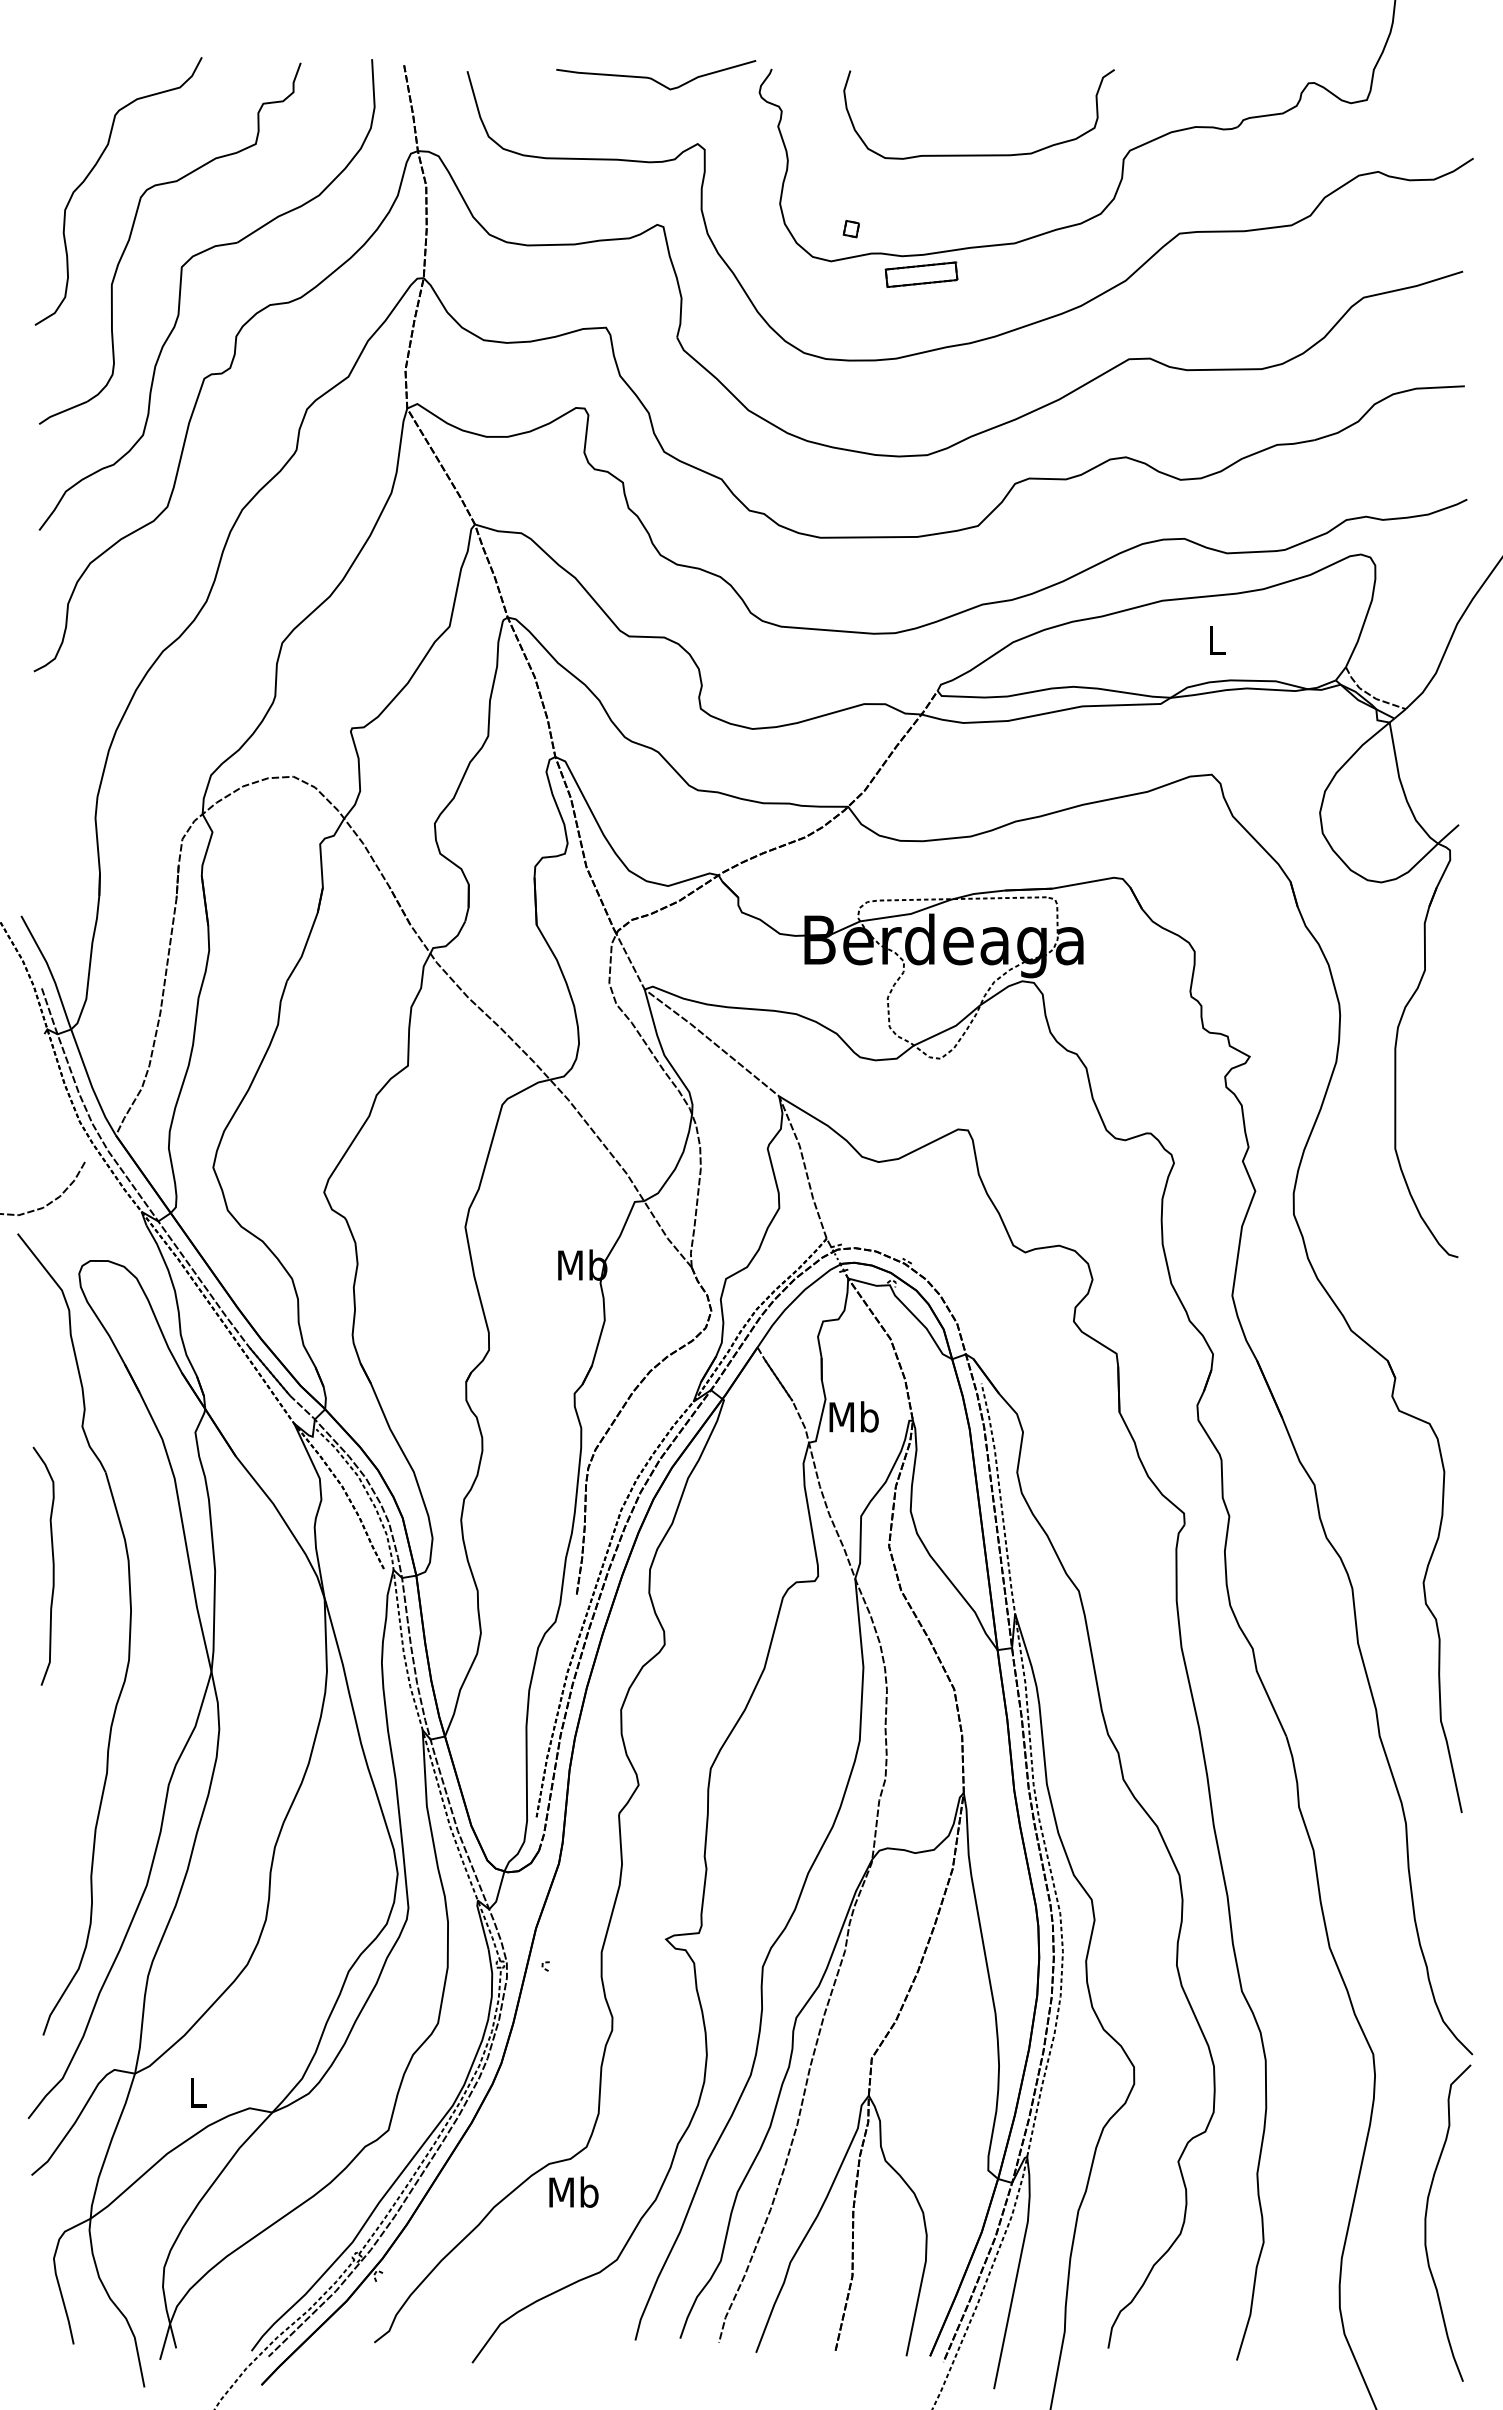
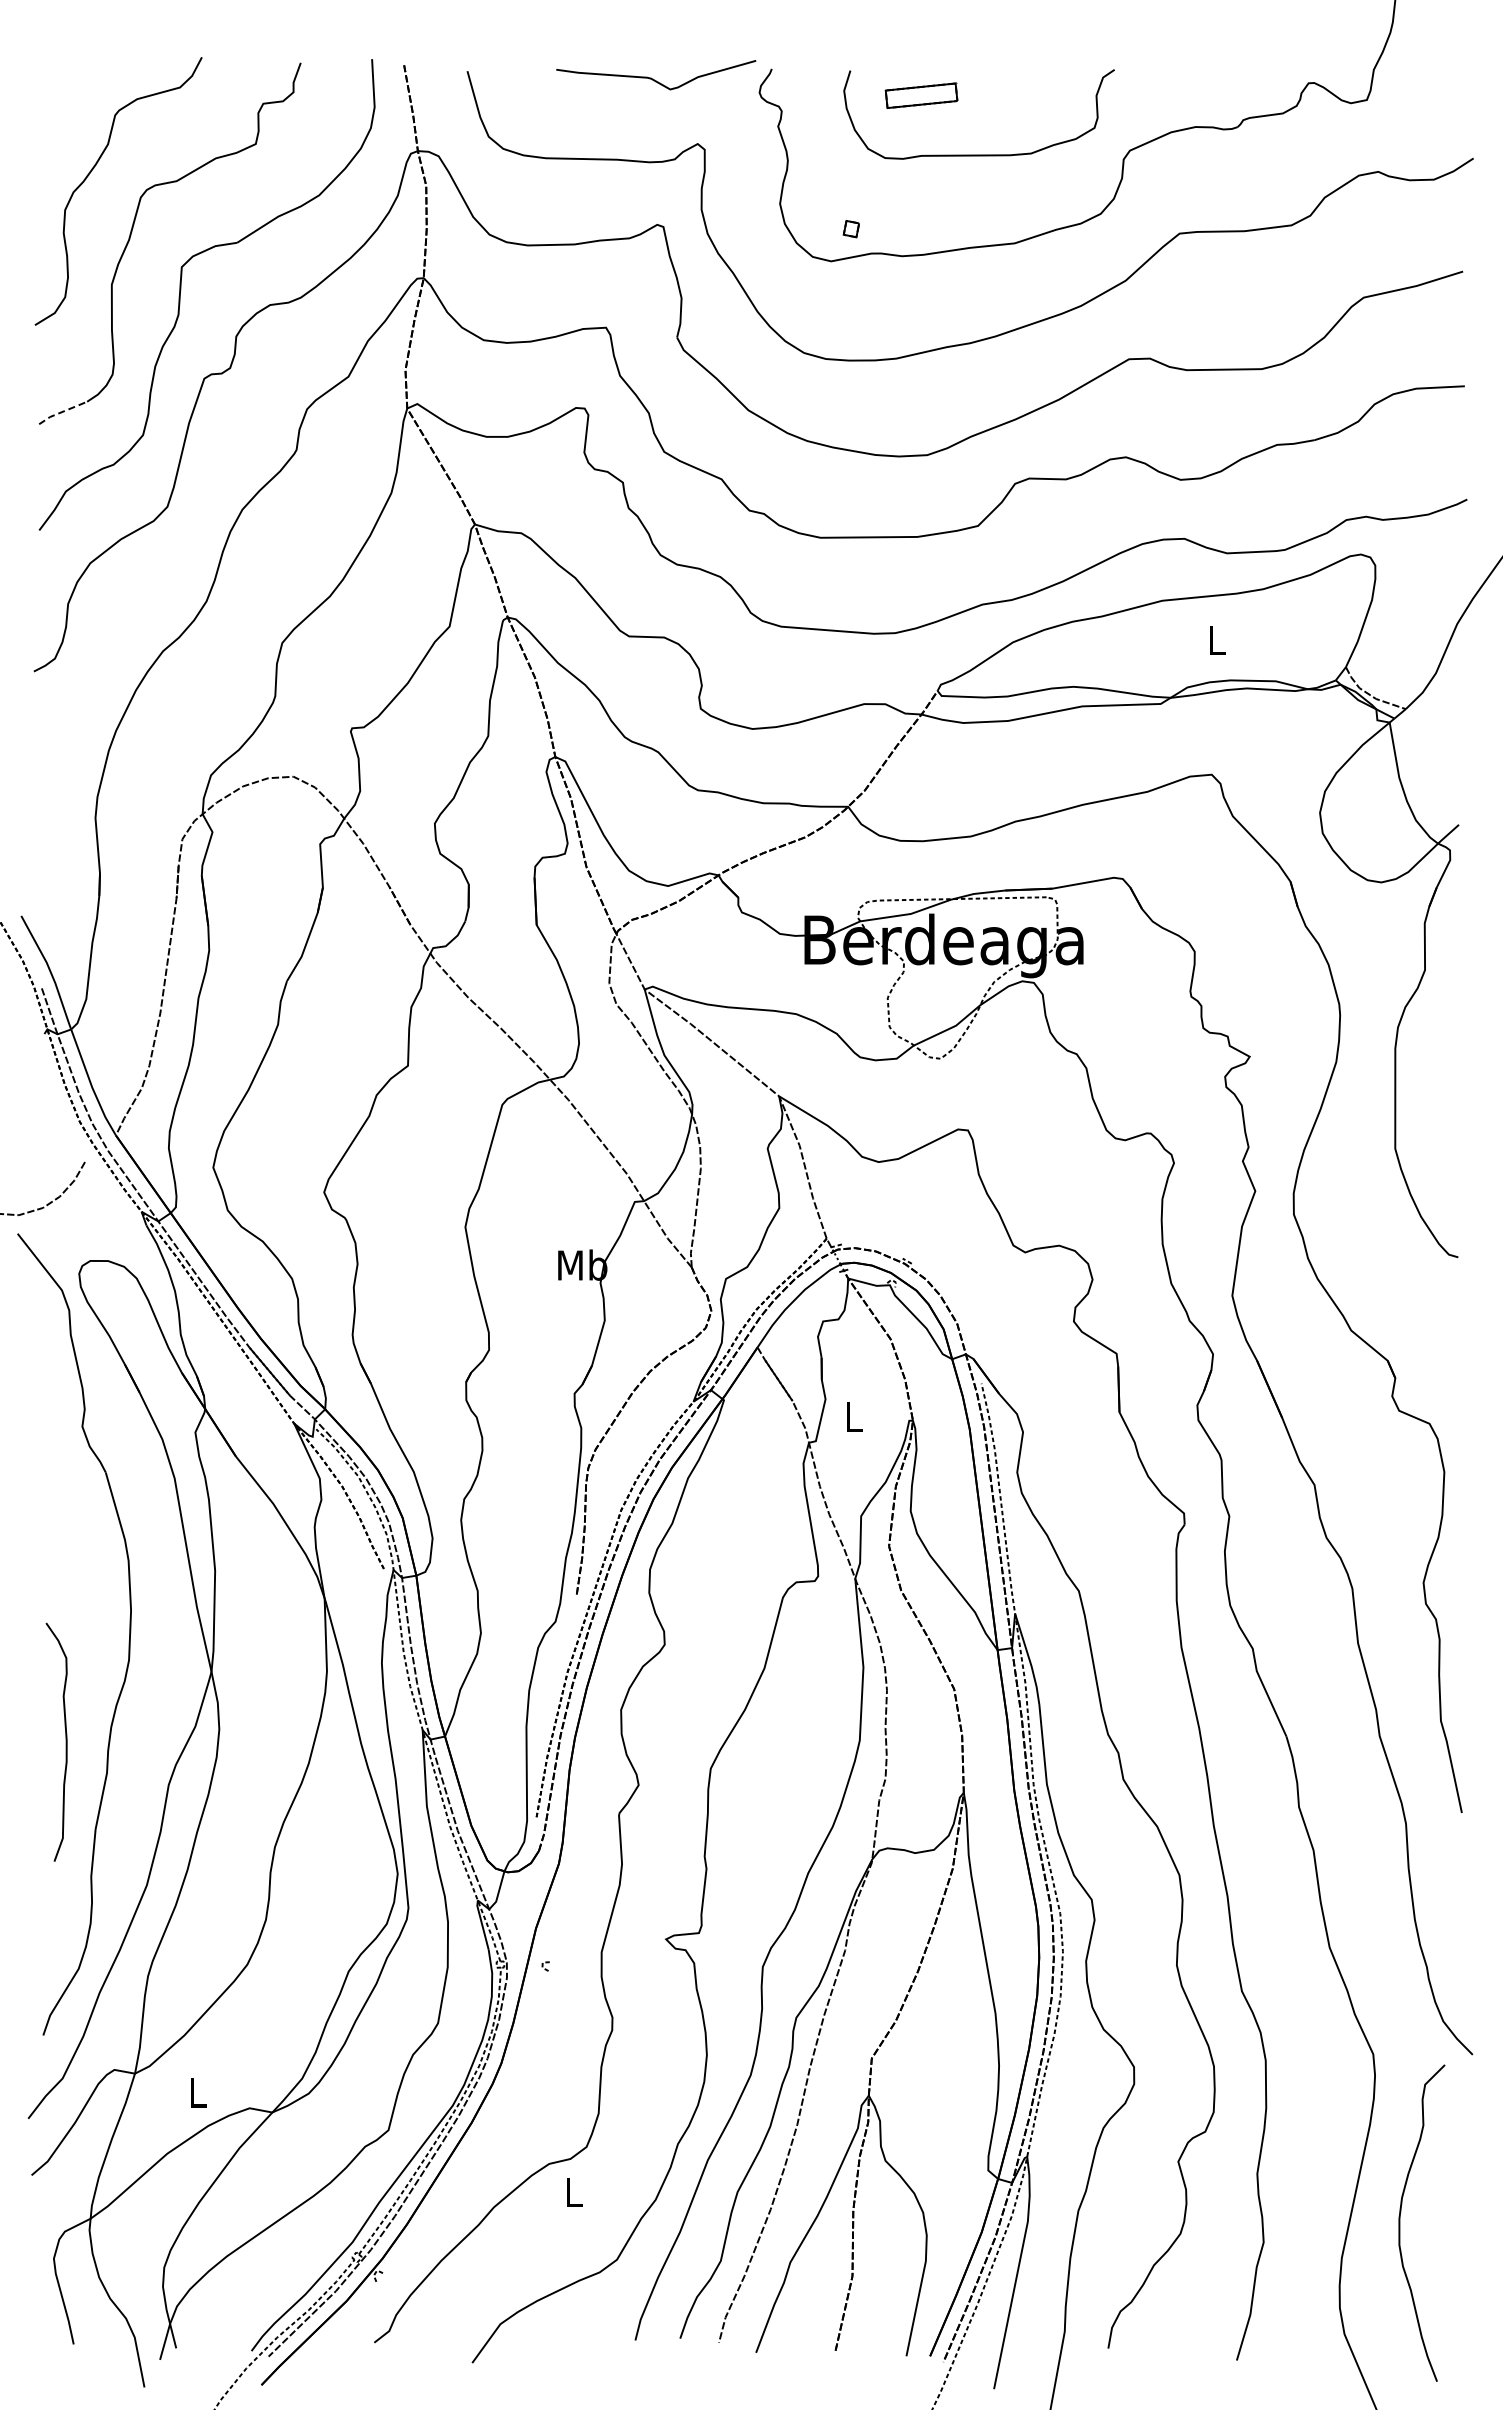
part position: (921, 274) -> (921, 95) (921, 95)
line: solid -> dashed (61, 412)
text: Mb -> L (853, 1416)
curve position: (52, 1565) -> (65, 1741) (65, 1741)
text: Mb -> L (573, 2191)
curve position: (1426, 2222) -> (1400, 2222) (1400, 2222)
